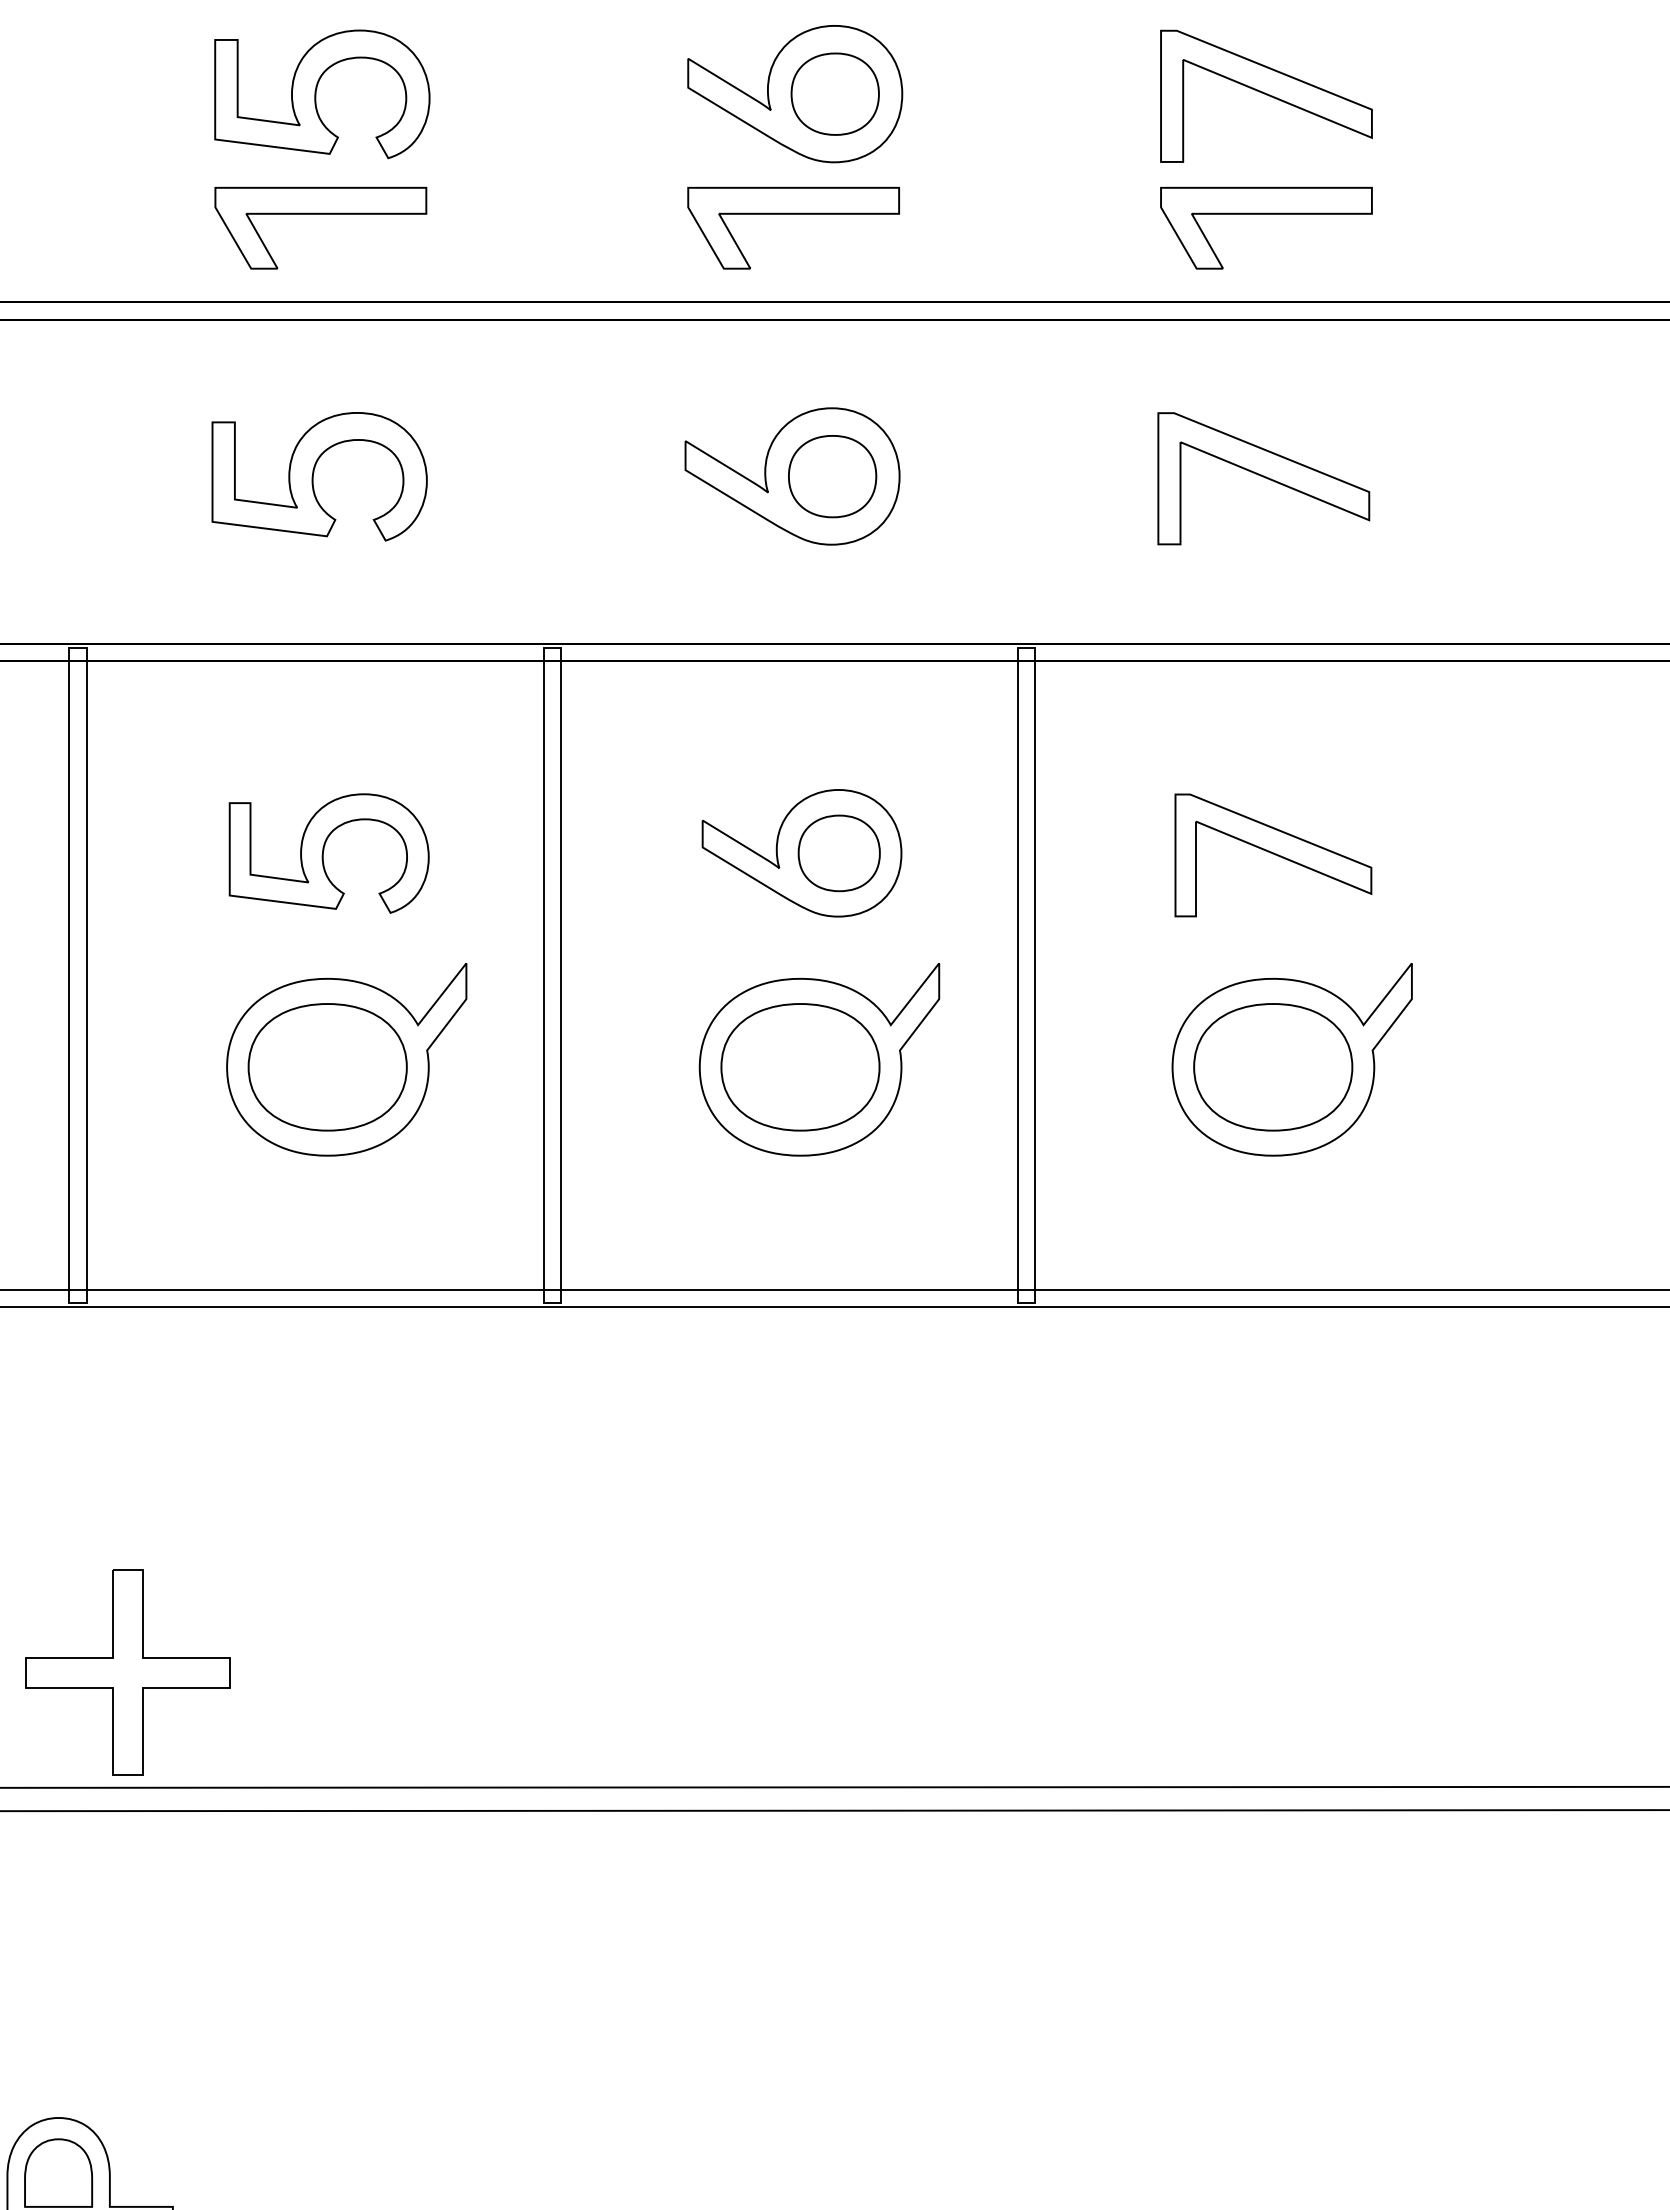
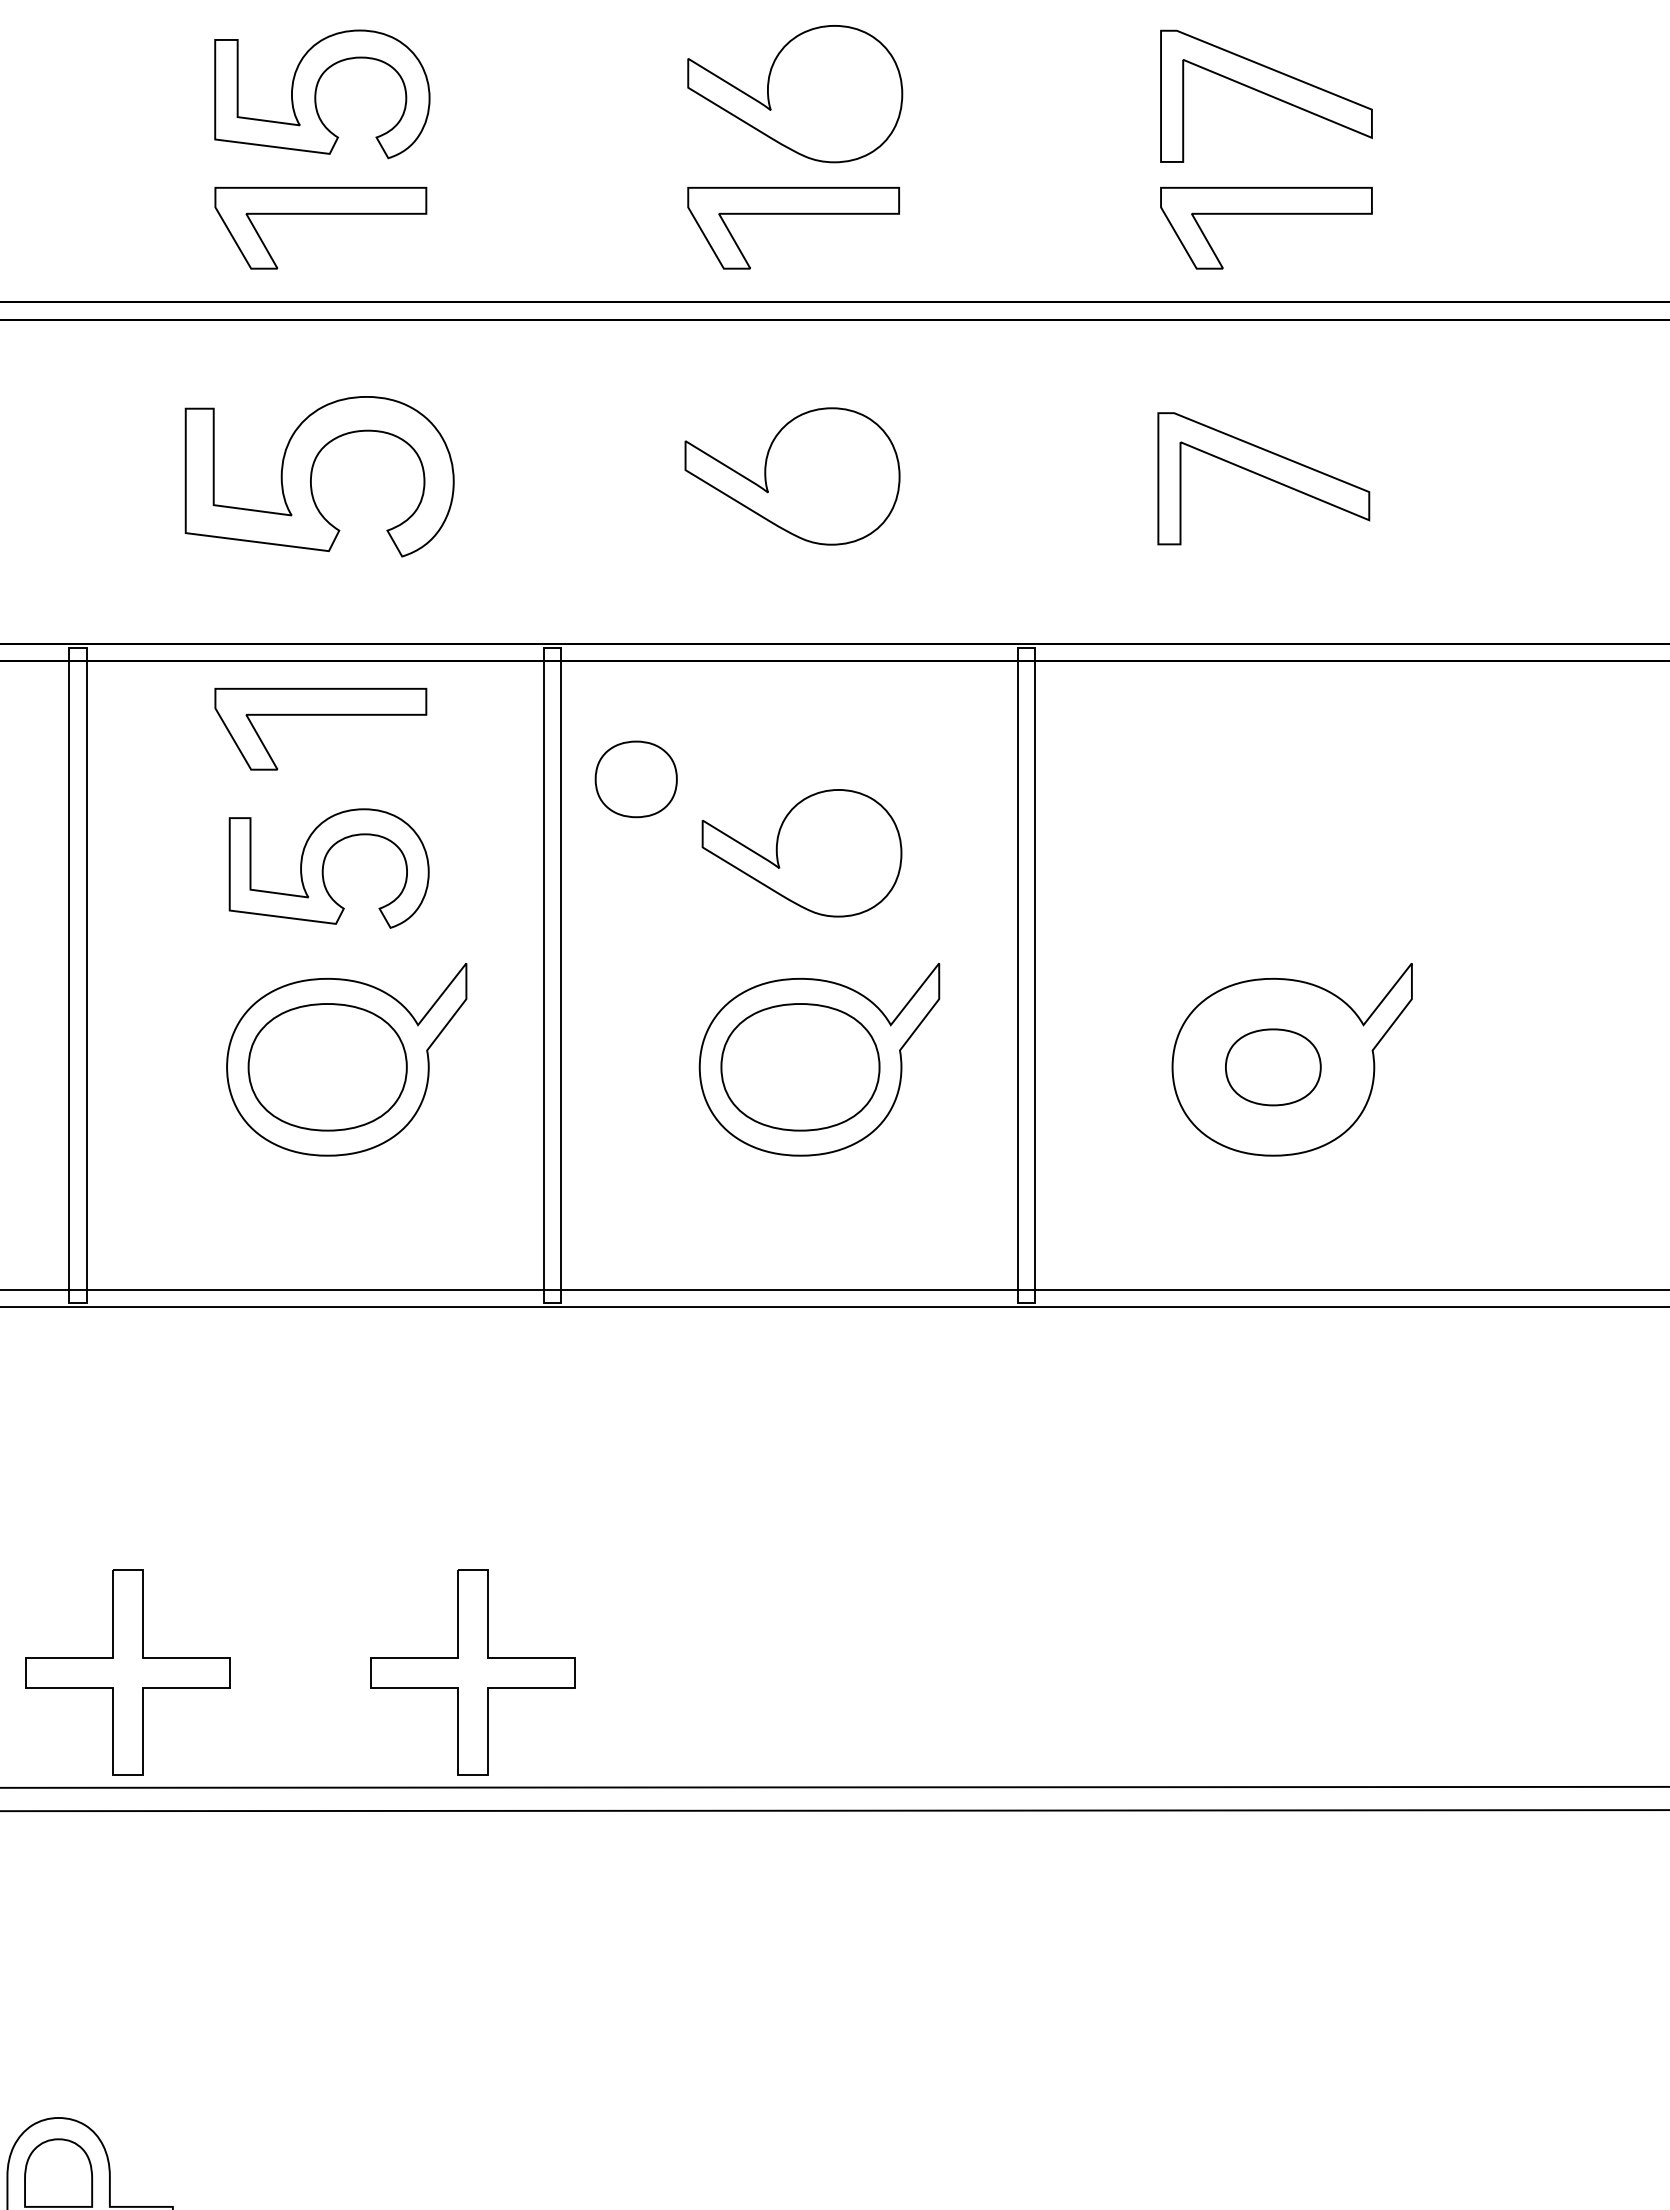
part: present -> none (834, 93)
part size: 217x130 px -> 271x162 px (319, 476)
part: present -> none (832, 476)
part: none -> present (320, 715)
part position: (328, 853) -> (328, 868) (328, 868)
part position: (838, 853) -> (635, 779) (635, 779)
part: present -> none (1273, 855)
part size: 161x129 px -> 97x79 px (1273, 1067)
part: none -> present (472, 1672)
